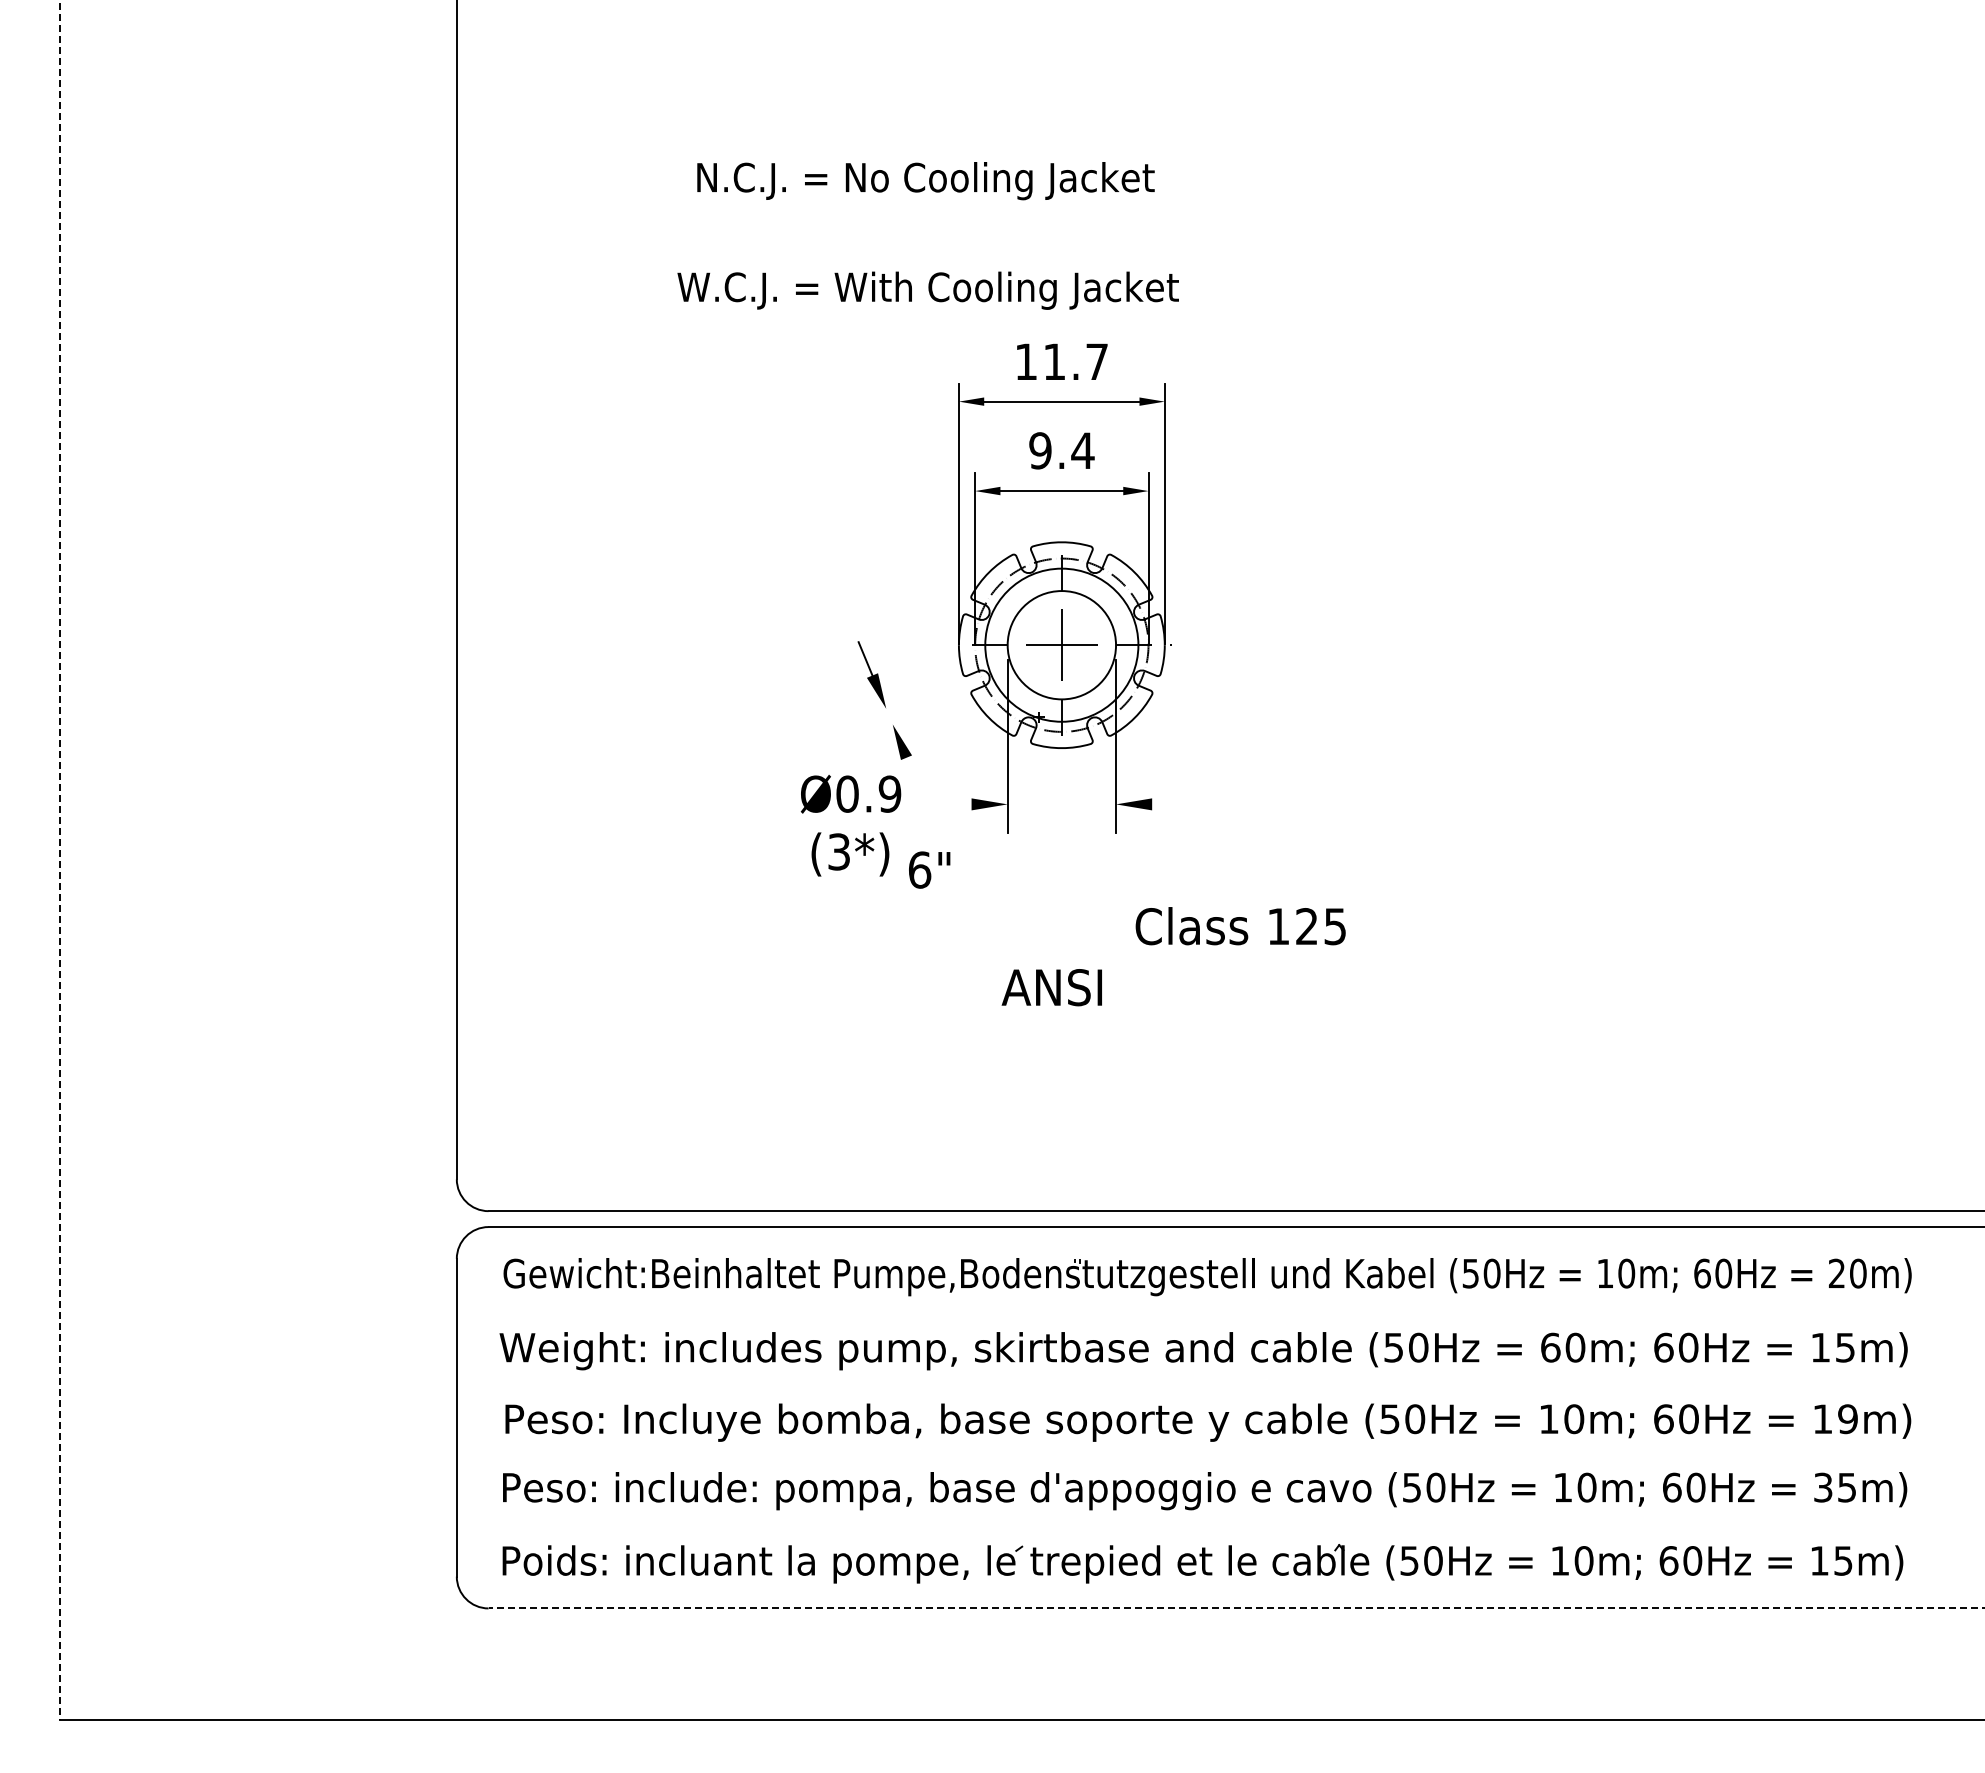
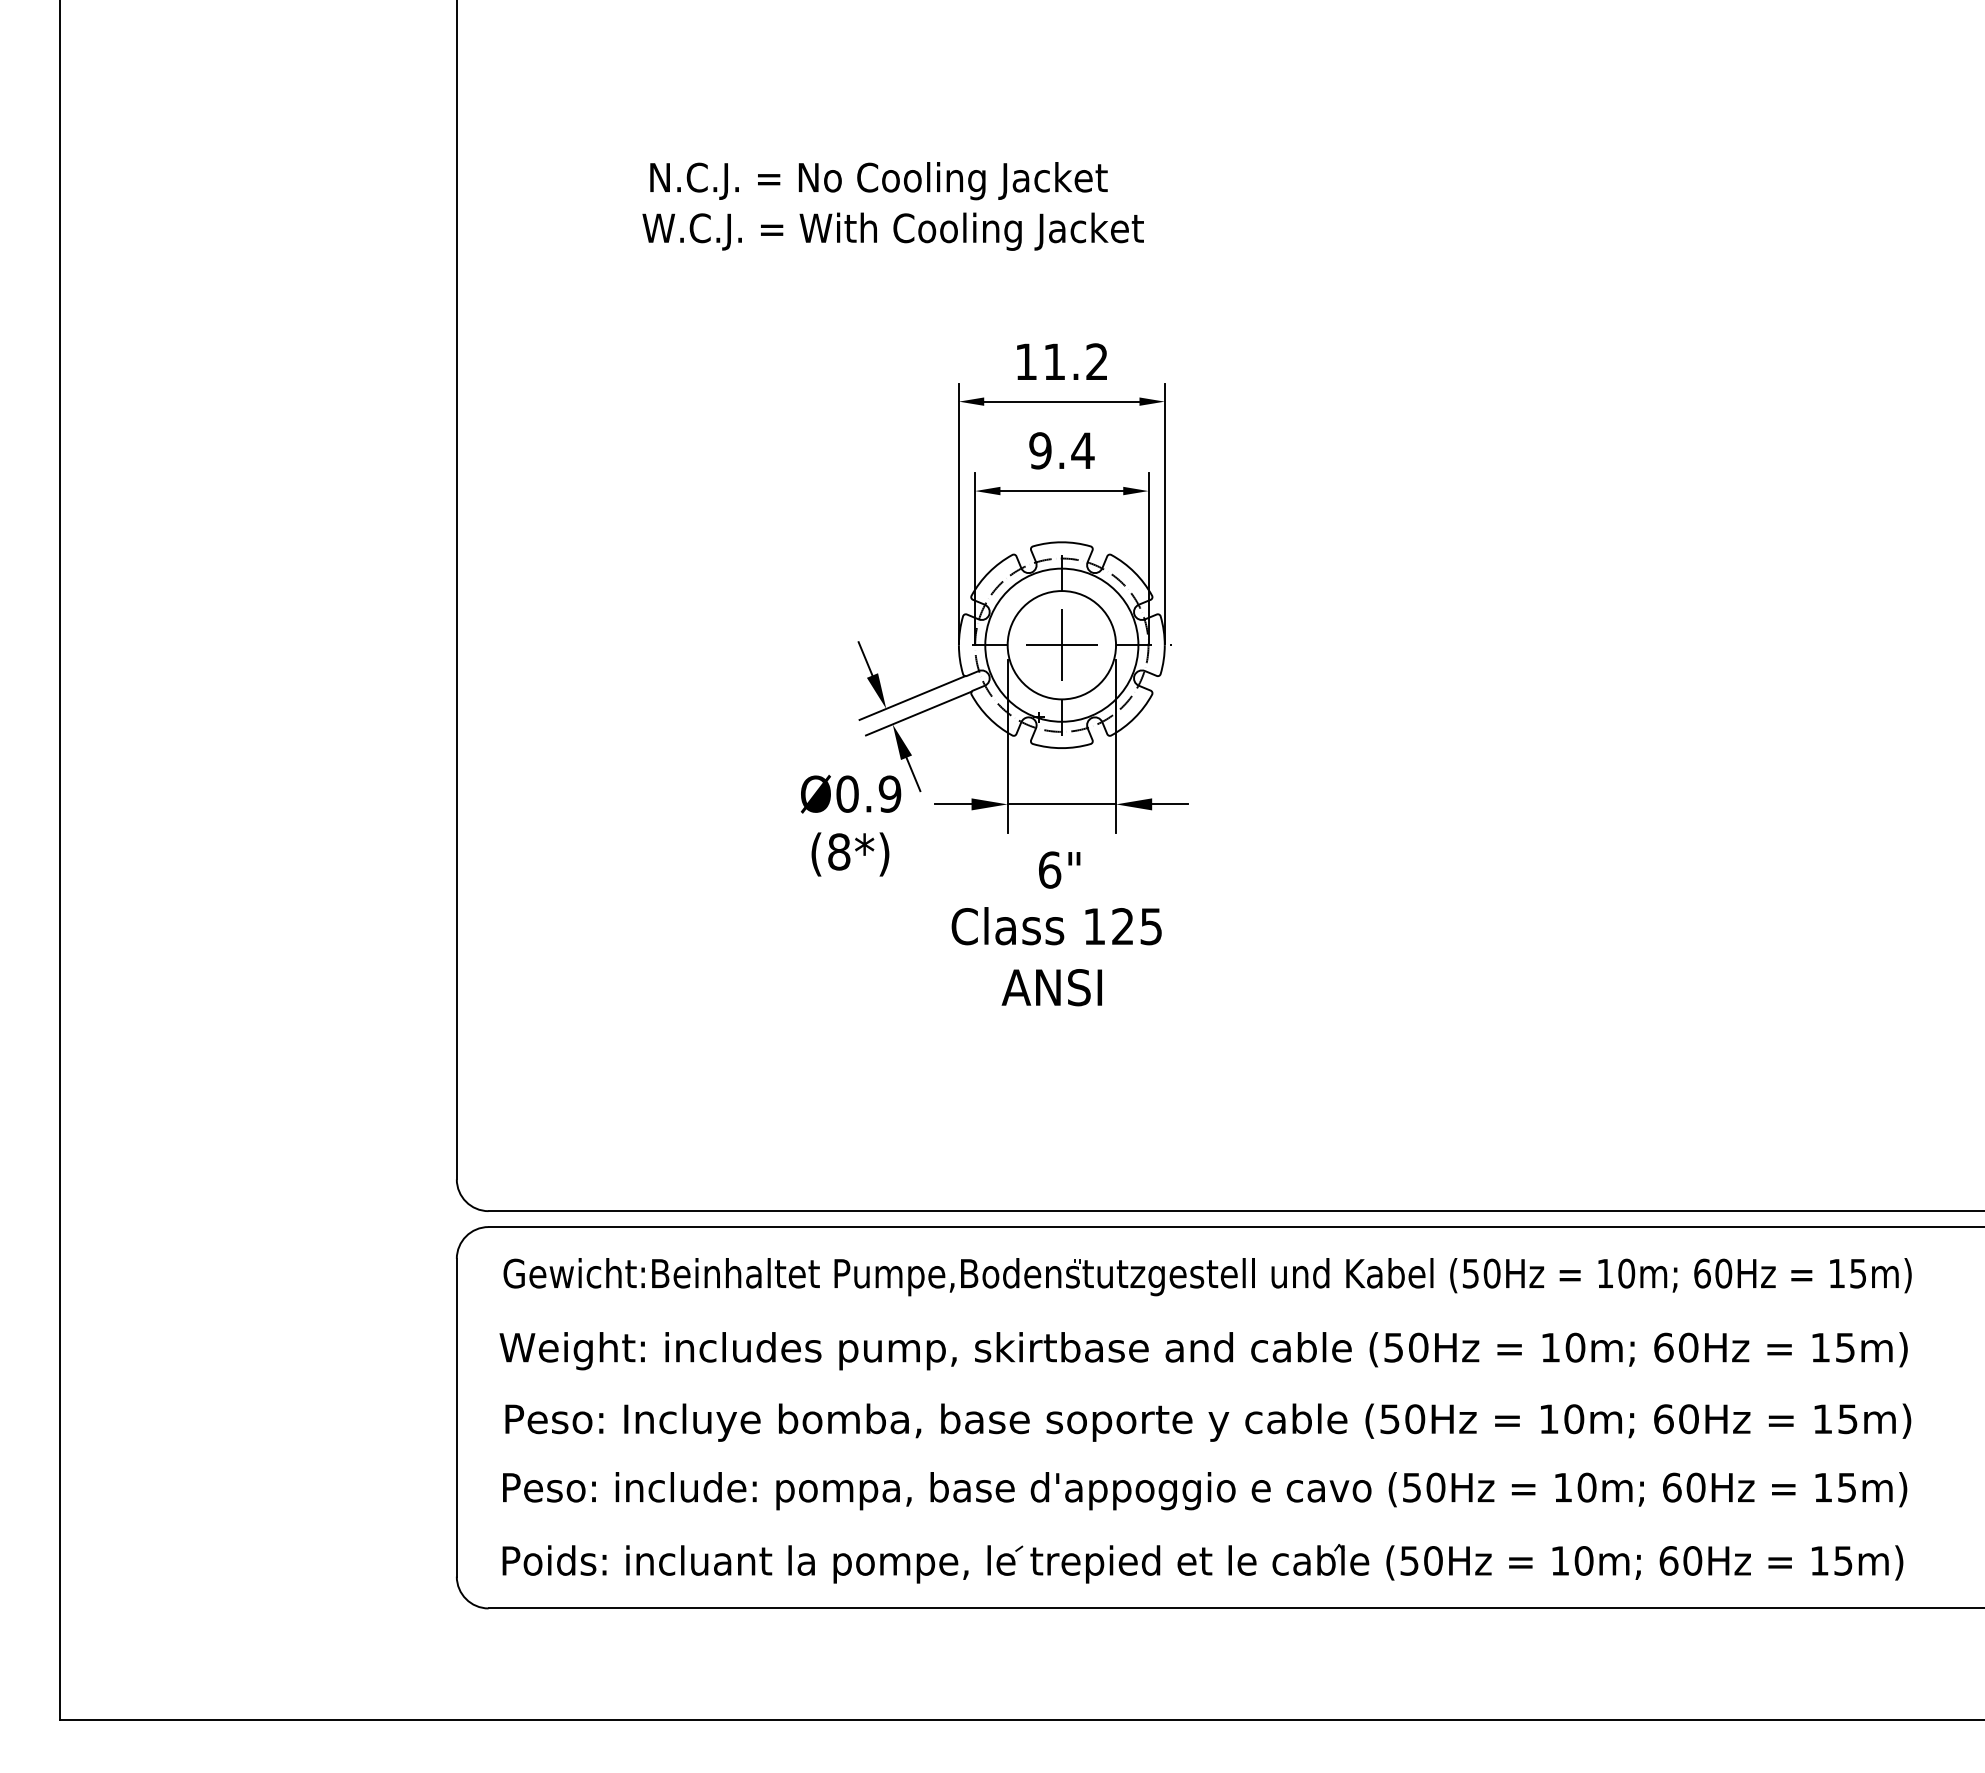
text position: (925, 181) -> (878, 181) (878, 181)
text position: (927, 290) -> (892, 231) (892, 231)
text: 11.7 -> 11.2 (1096, 361)
line: none -> present (912, 697)
line: none -> present (918, 713)
line: none -> present (913, 774)
line: none -> present (953, 804)
line: none -> present (1061, 804)
line: none -> present (1170, 804)
text: (3*) -> (8*) (839, 851)
line: dashed -> solid (59, 860)
text position: (929, 869) -> (1059, 869) (1059, 869)
text position: (1240, 926) -> (1056, 926) (1056, 926)
text: 20m) -> 15m) (1847, 1273)
text: 60m; -> 10m; (1550, 1347)
text: 19m) -> 15m) (1847, 1418)
text: 35m) -> 15m) (1823, 1487)
line: dashed -> solid (1236, 1608)
